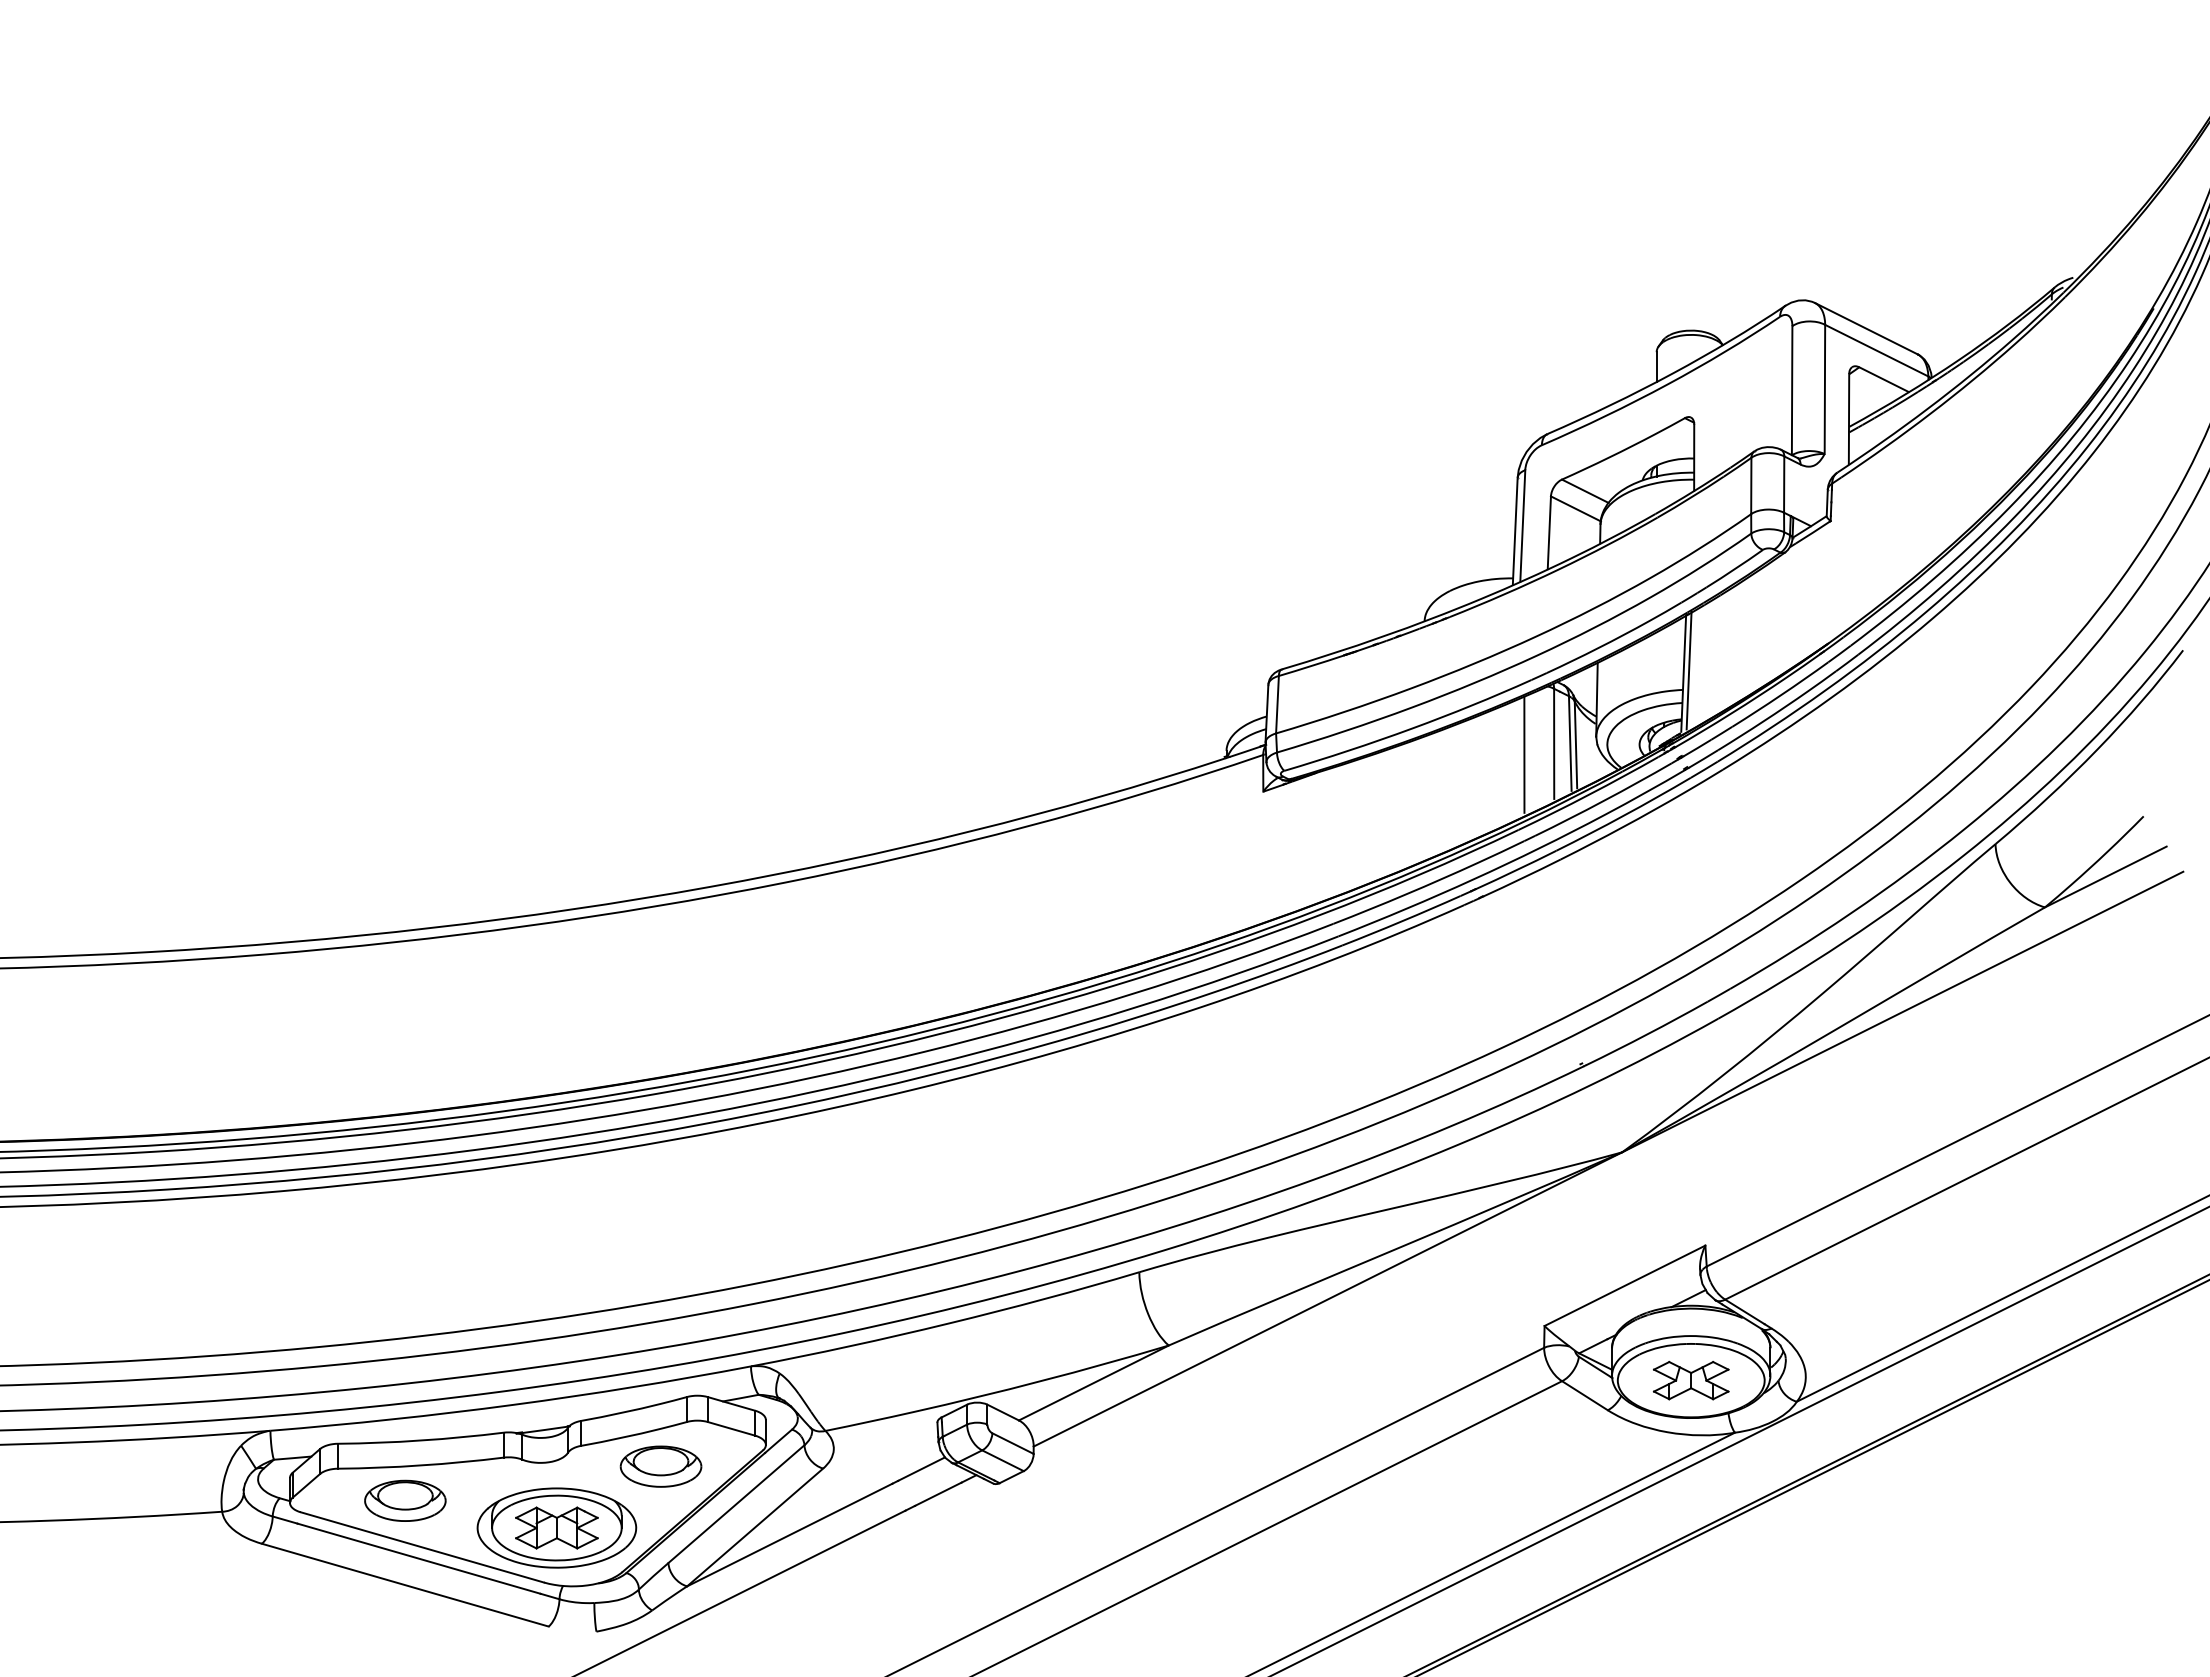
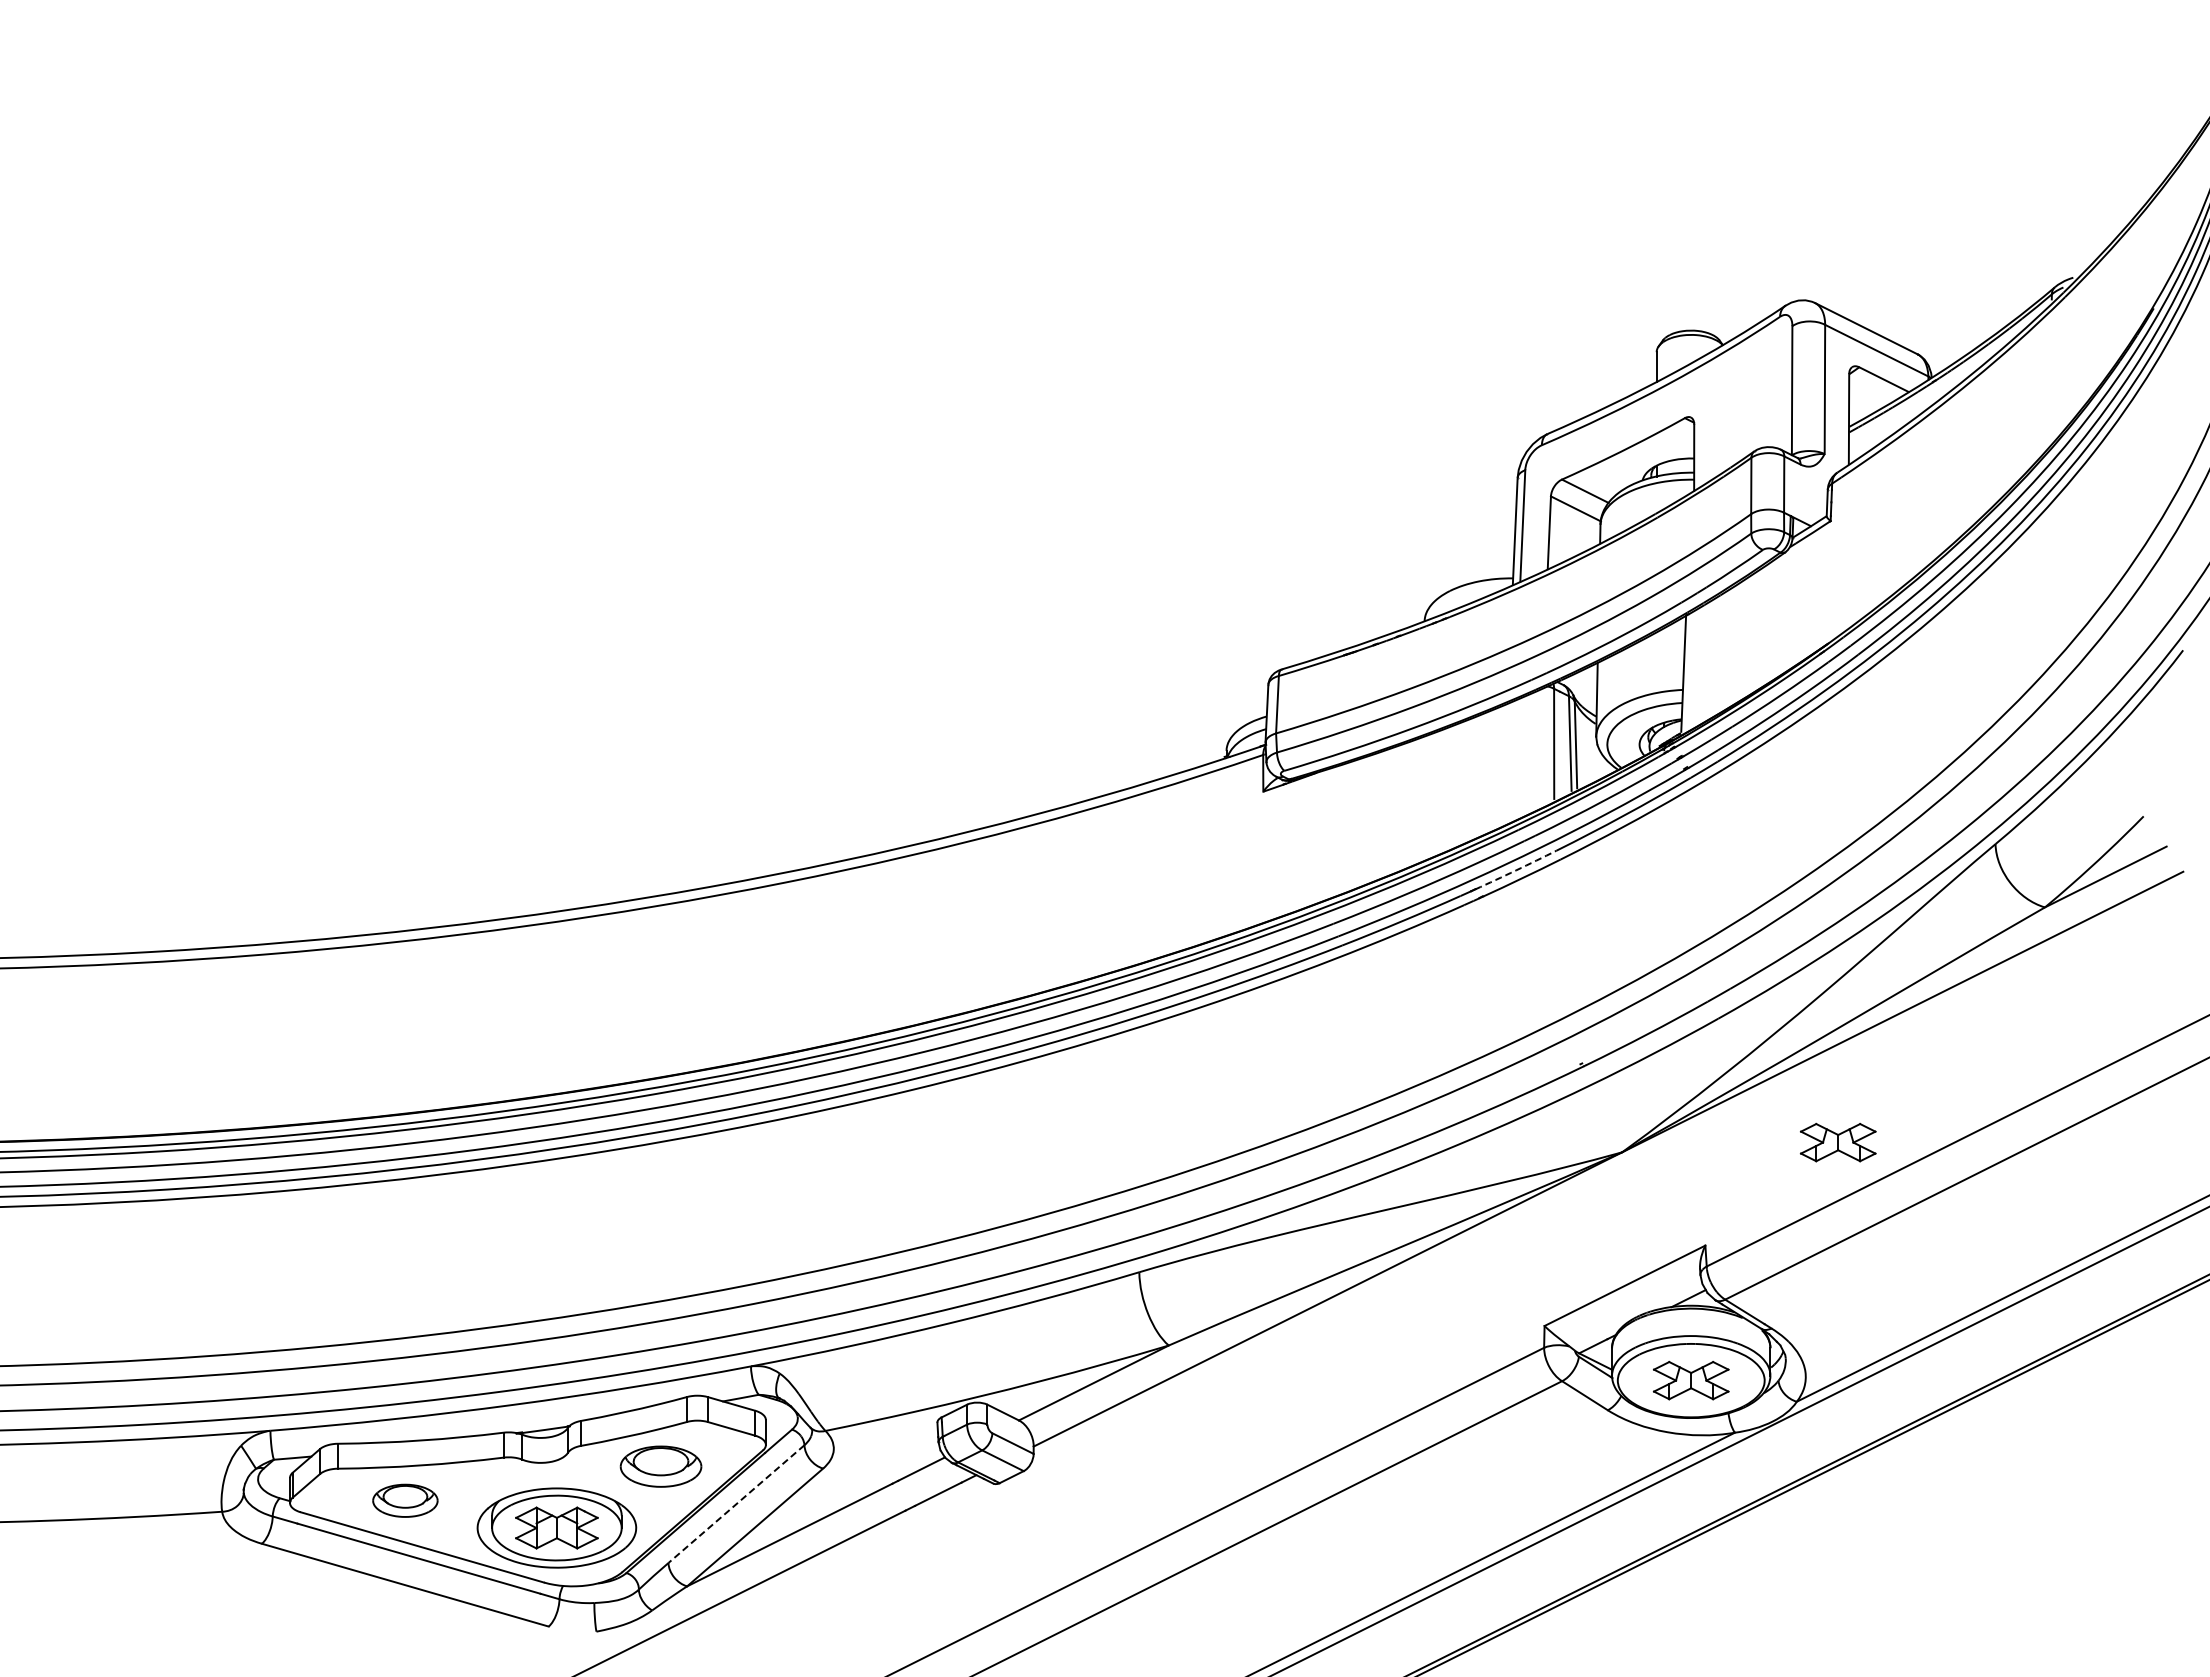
line: present -> none (1688, 670)
line: present -> none (1524, 754)
arc: solid -> dashed (1516, 870)
part: none -> present (1837, 1142)
part size: 83x43 px -> 67x35 px (405, 1500)
line: solid -> dashed (736, 1504)
